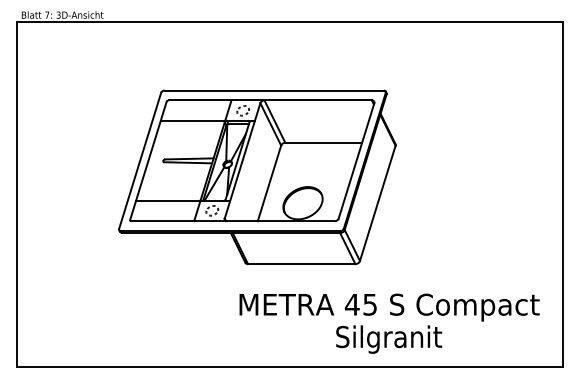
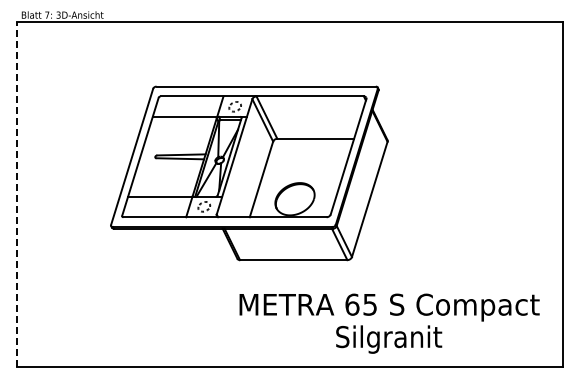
part position: (257, 177) -> (249, 173) (249, 173)
line: solid -> dashed (17, 194)
text: 45 -> 65 (351, 304)
